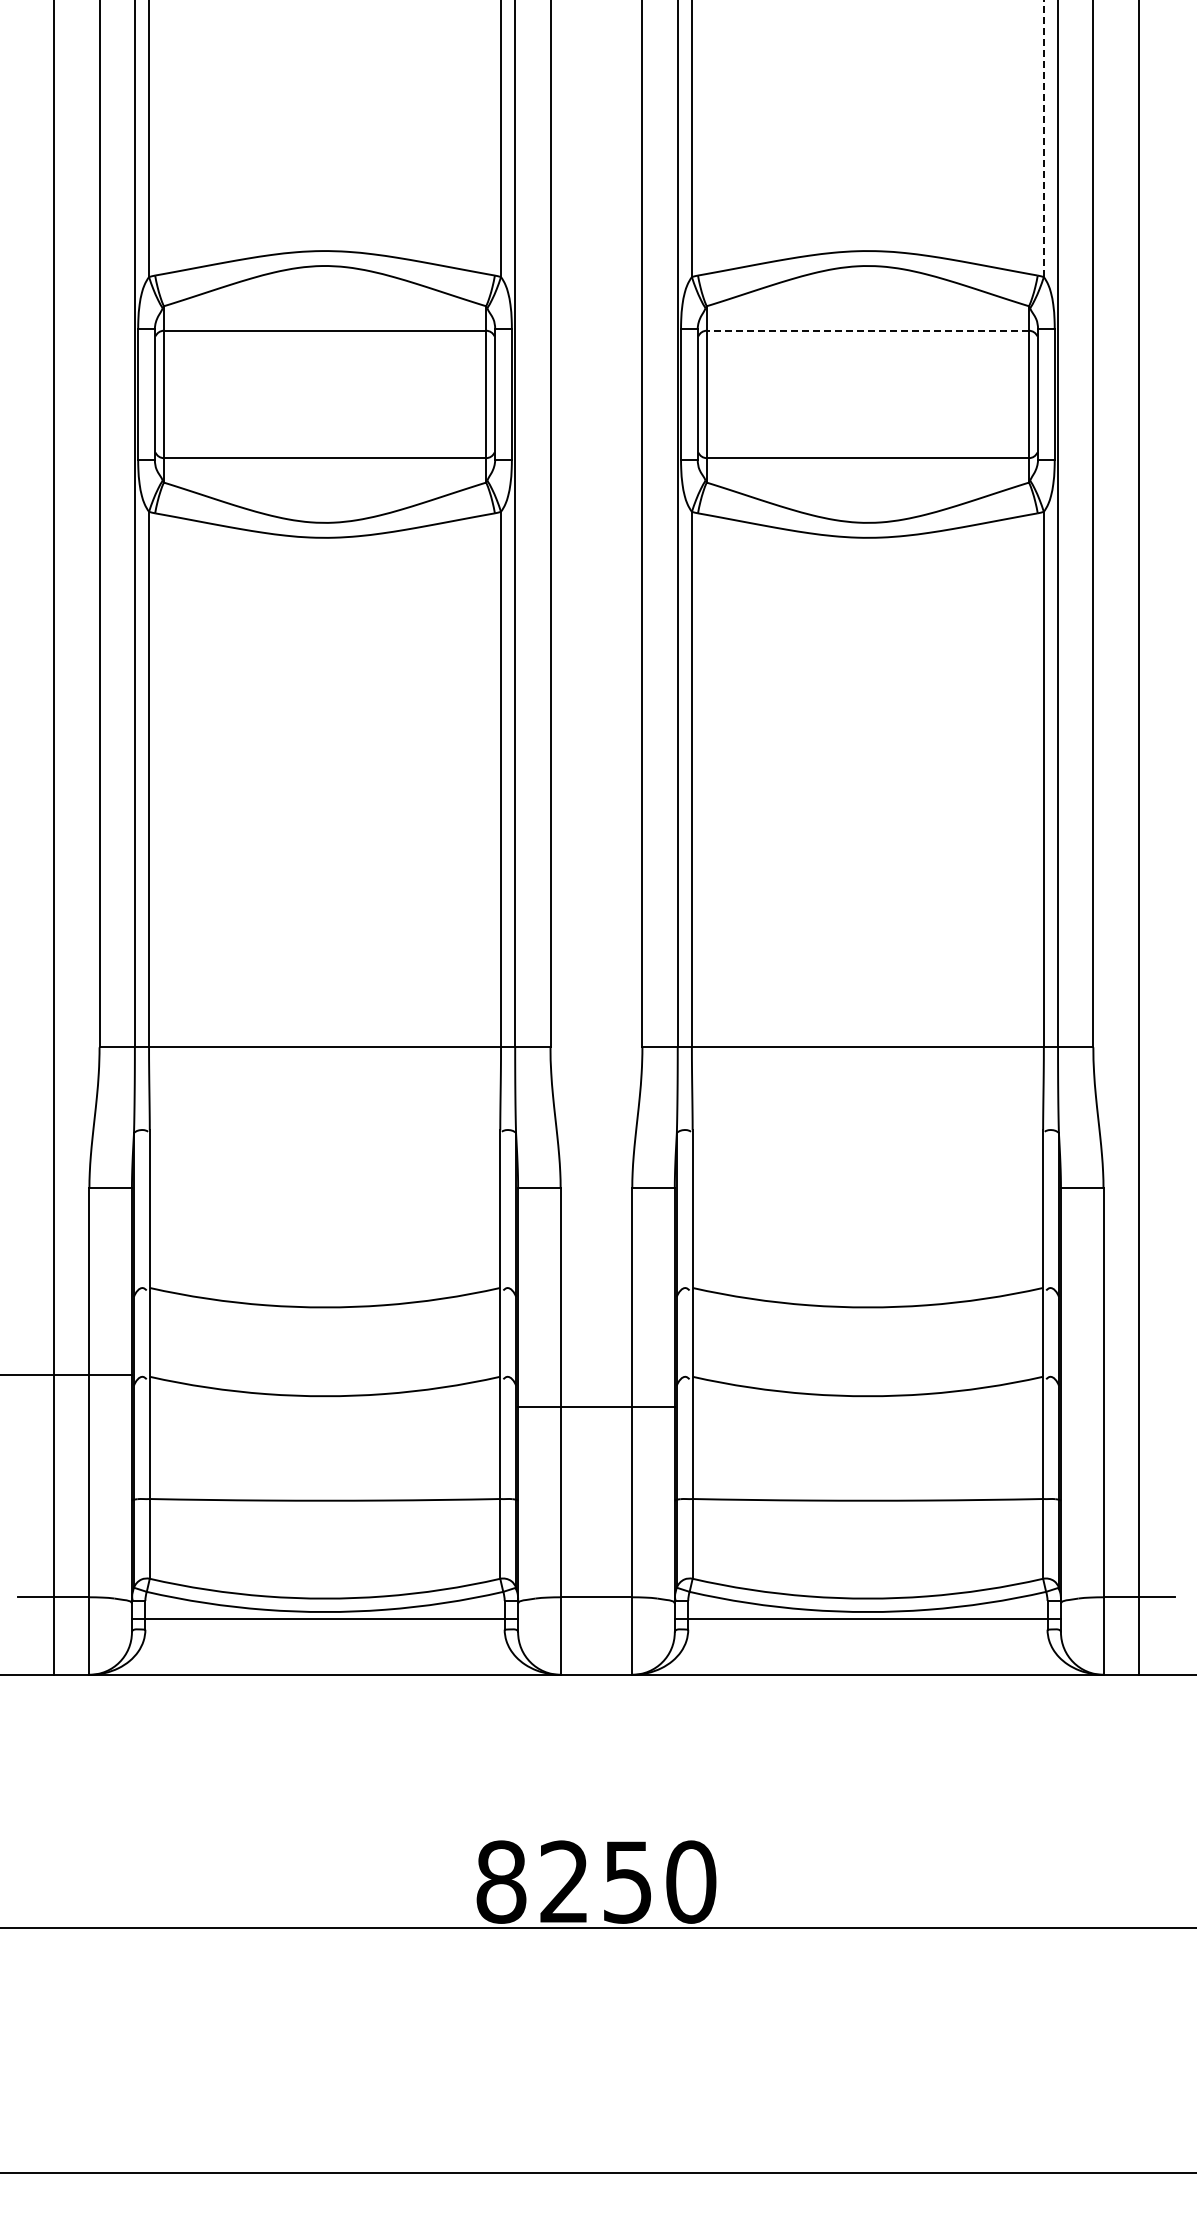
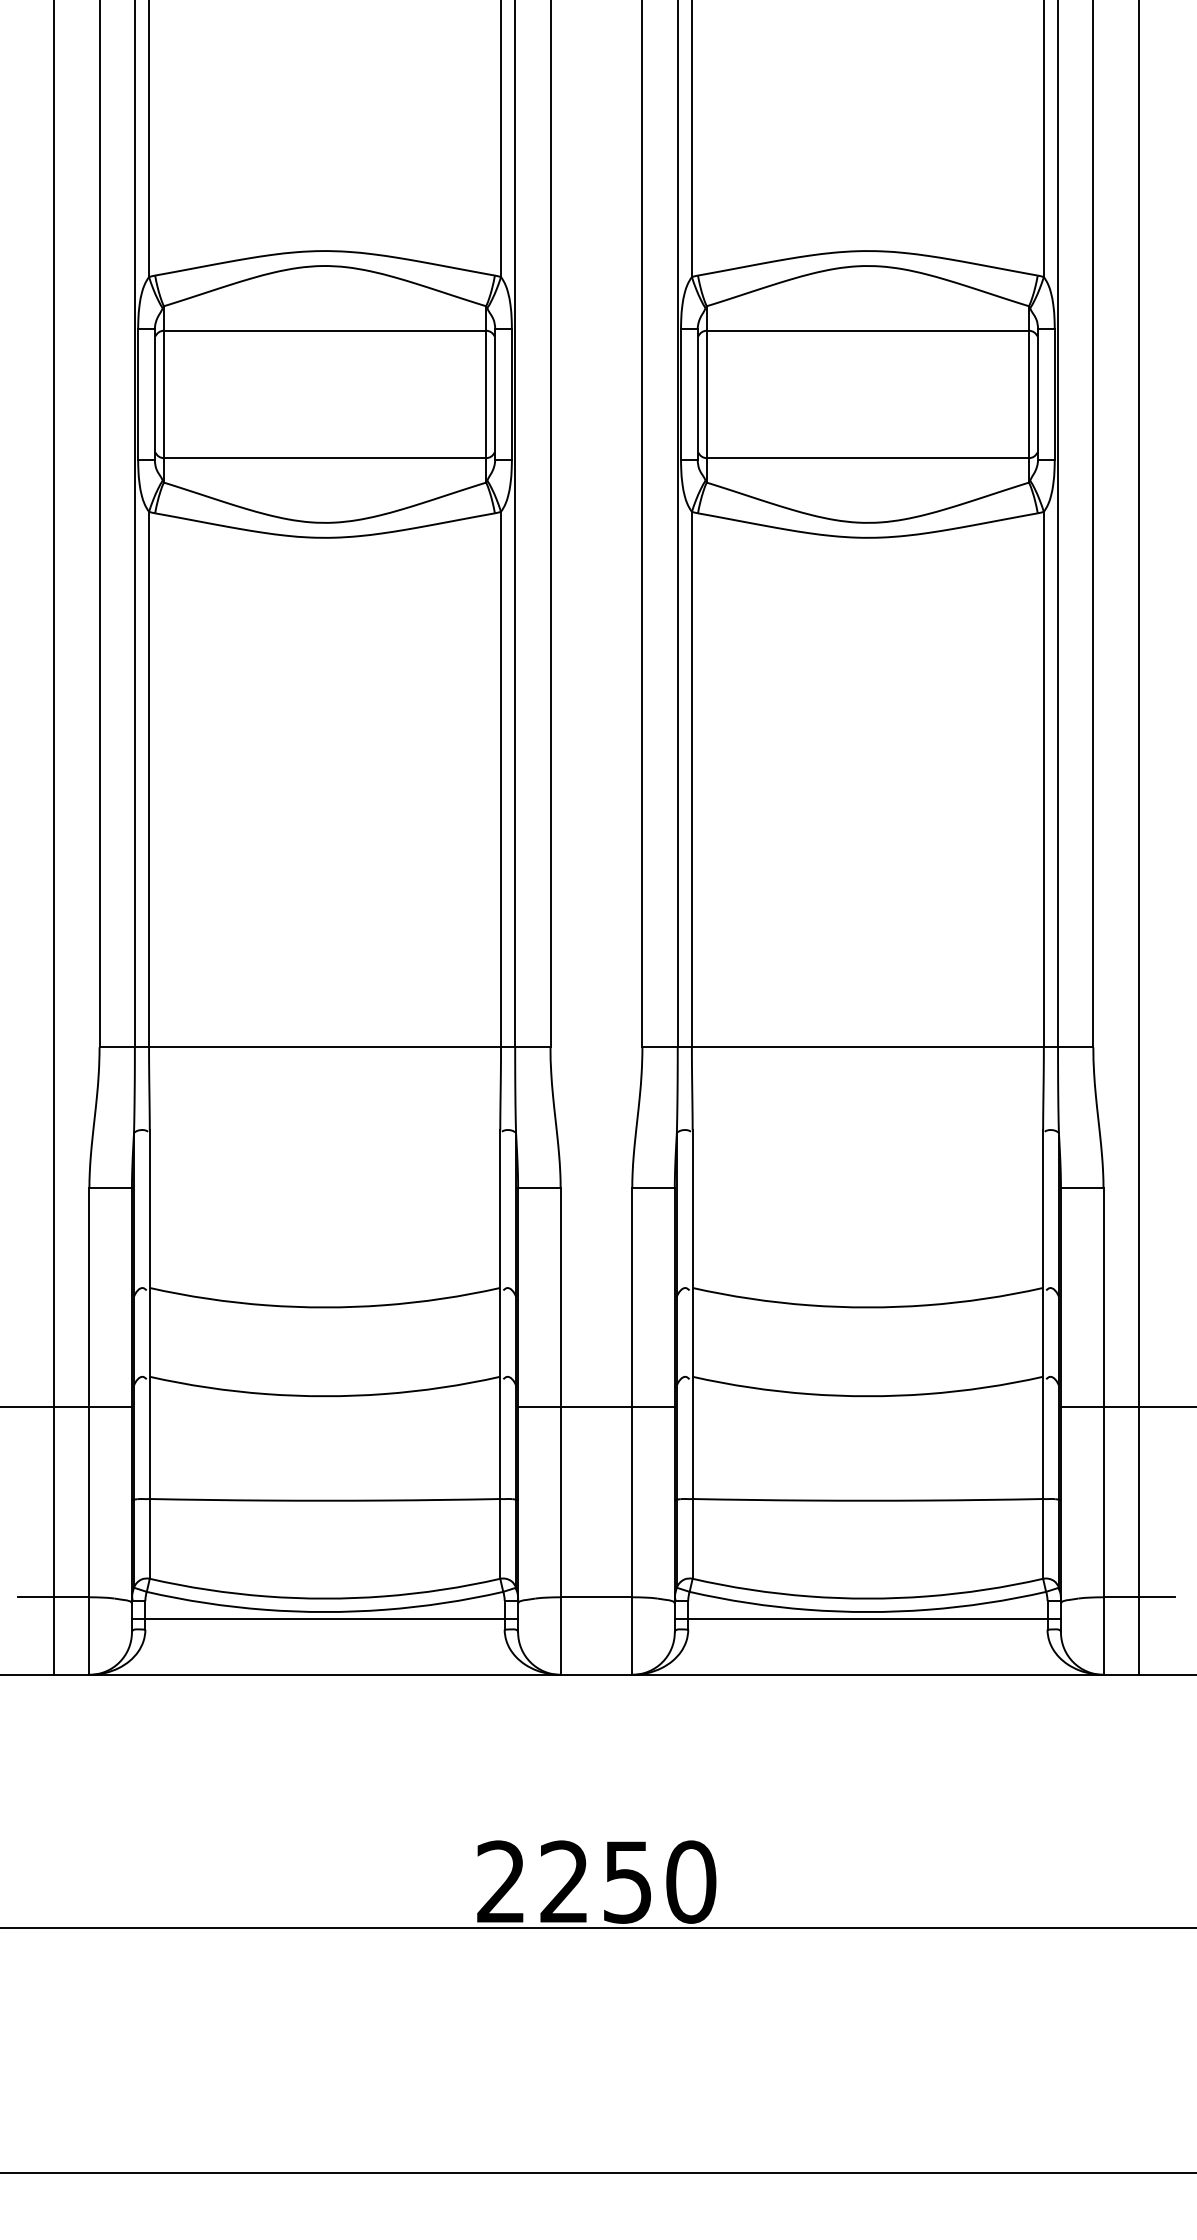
line: dashed -> solid (1043, 138)
line: dashed -> solid (867, 330)
line position: (66, 1374) -> (66, 1406) (66, 1406)
line: none -> present (1126, 1406)
text: 8250 -> 2250 (501, 1881)
